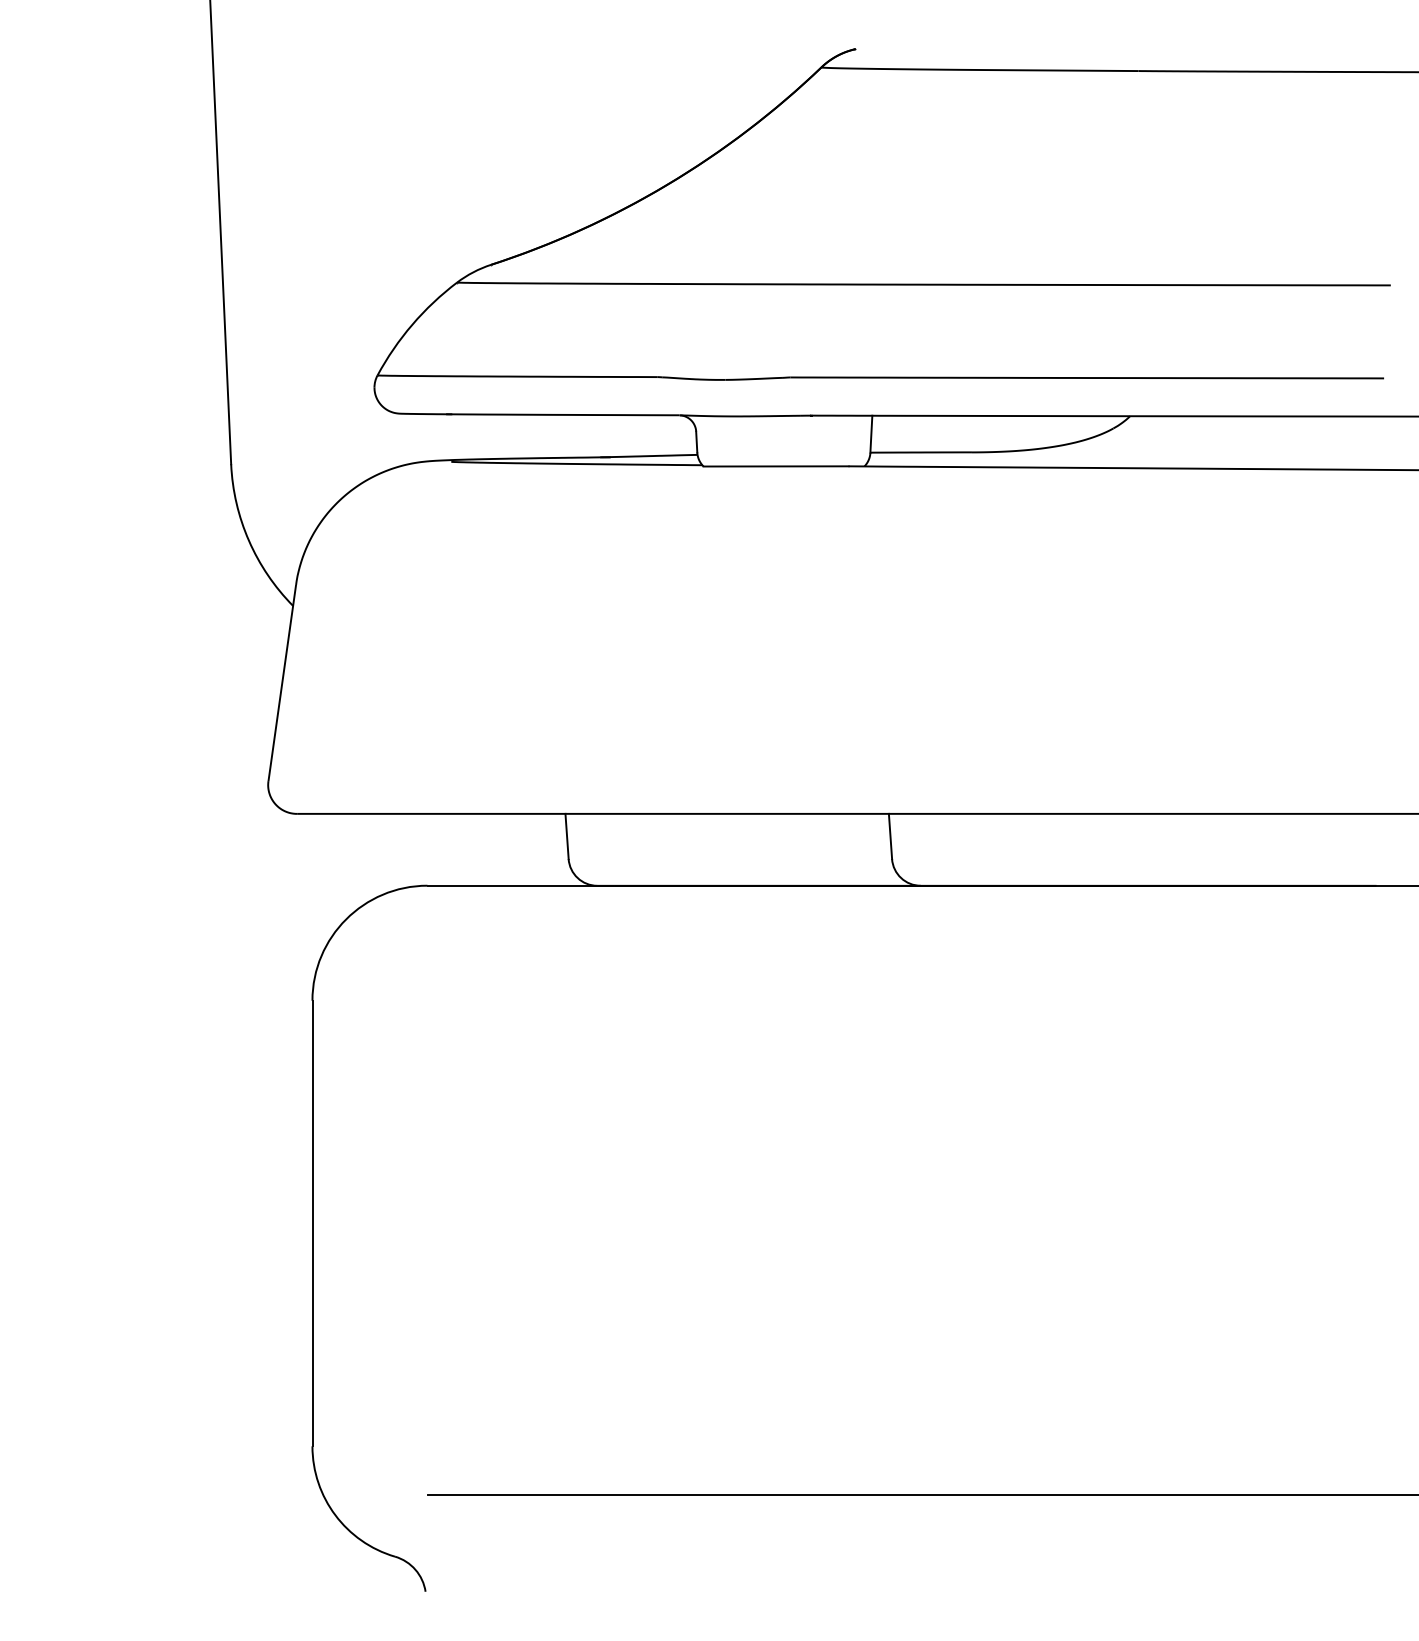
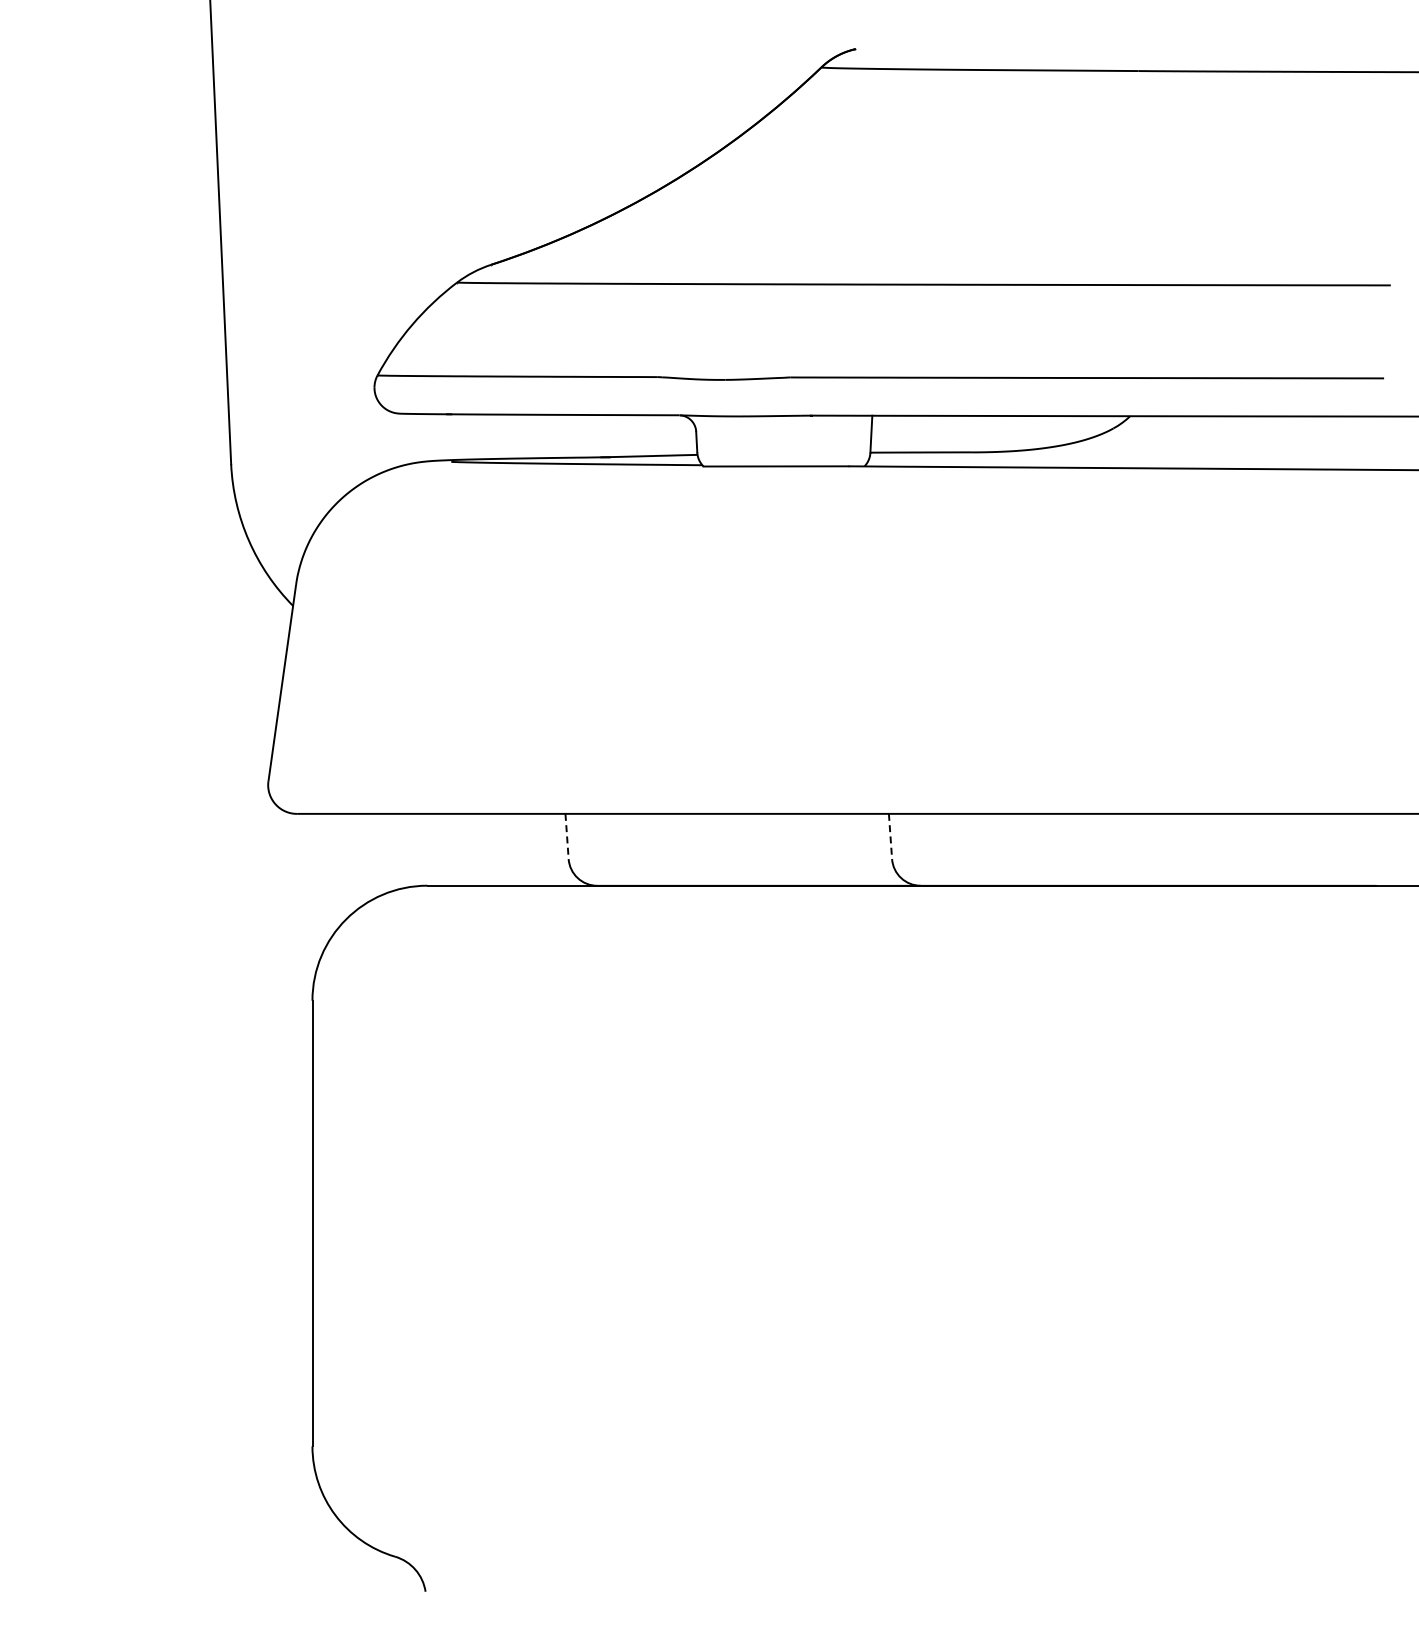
line: solid -> dashed (567, 836)
line: solid -> dashed (890, 836)
line: present -> none (921, 1494)
